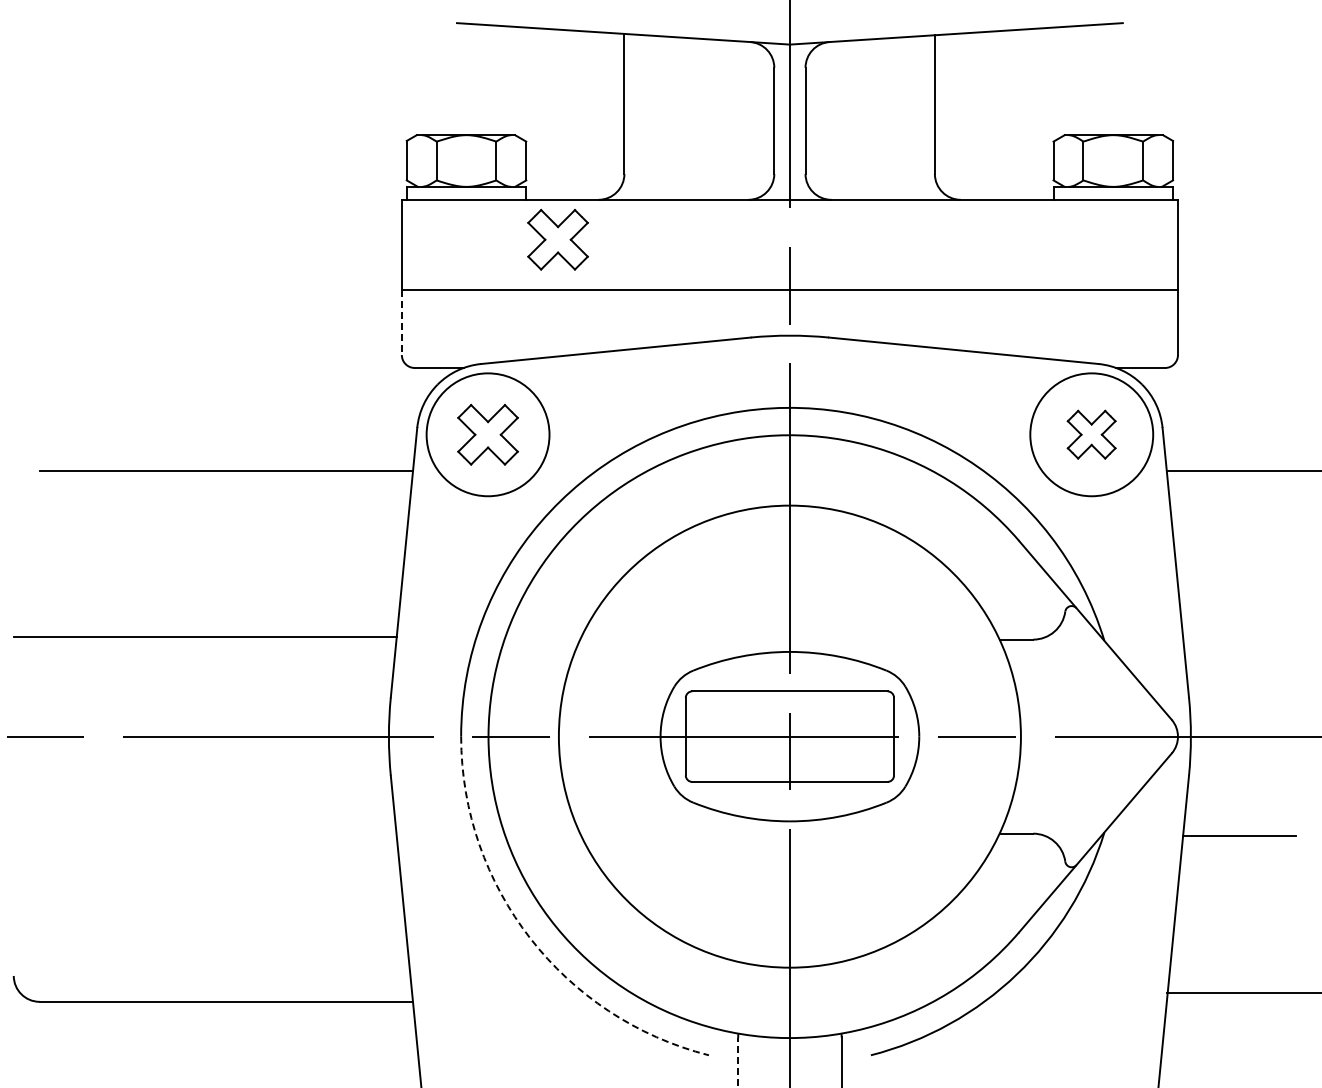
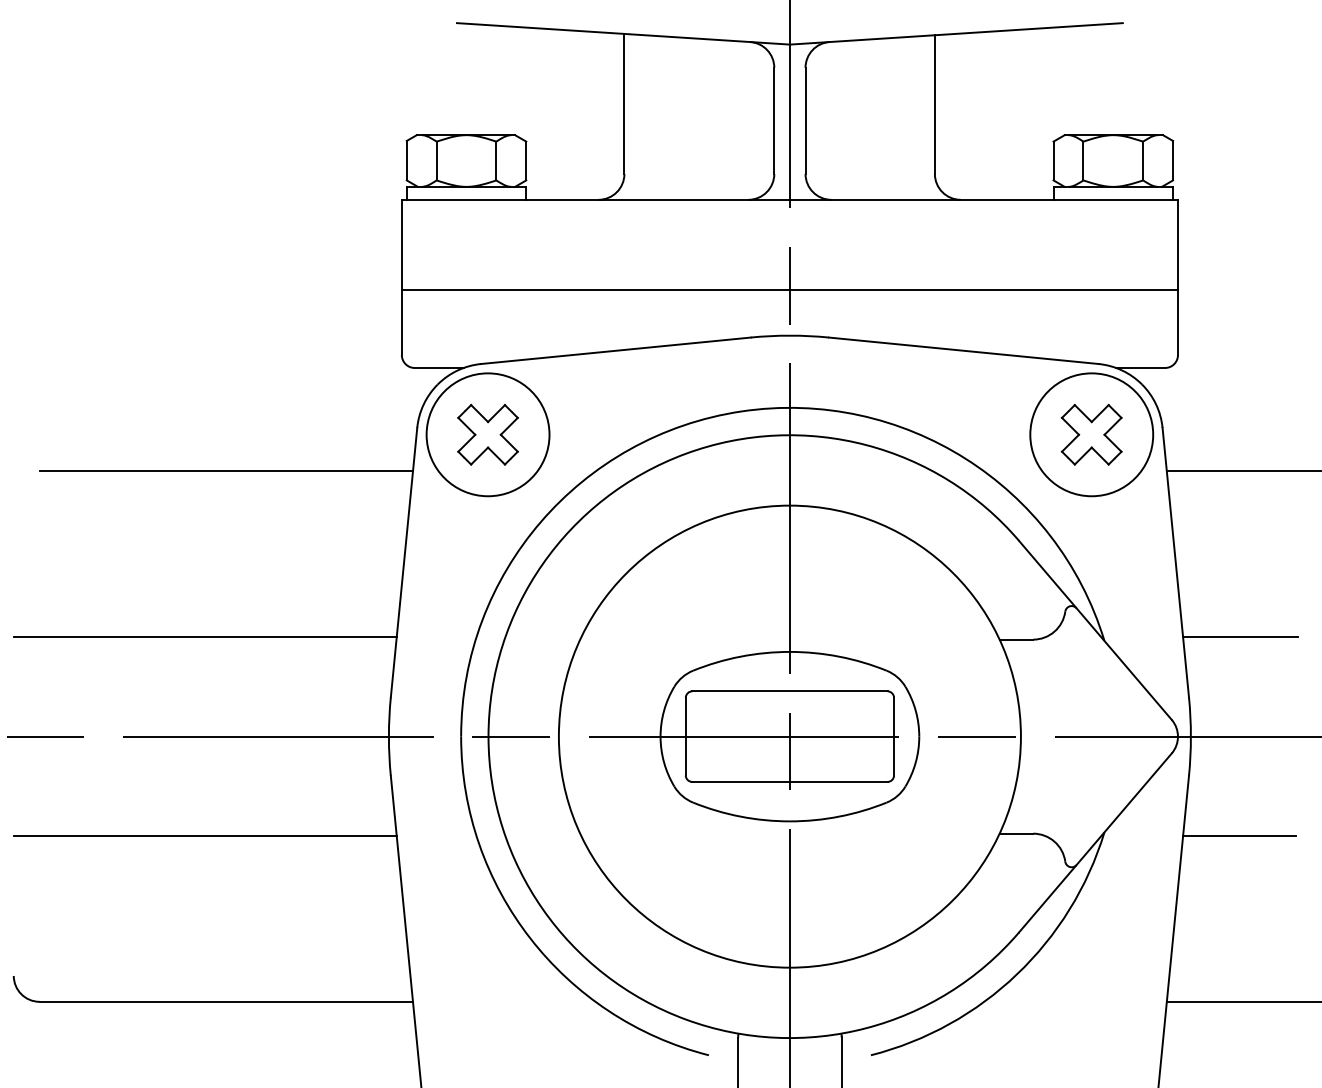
part: present -> none (557, 239)
line: dashed -> solid (401, 323)
part size: 51x51 px -> 63x63 px (1091, 434)
line: none -> present (1240, 637)
line: none -> present (204, 836)
arc: dashed -> solid (530, 938)
line position: (1242, 992) -> (1242, 1001) (1242, 1001)
line: dashed -> solid (738, 1063)
